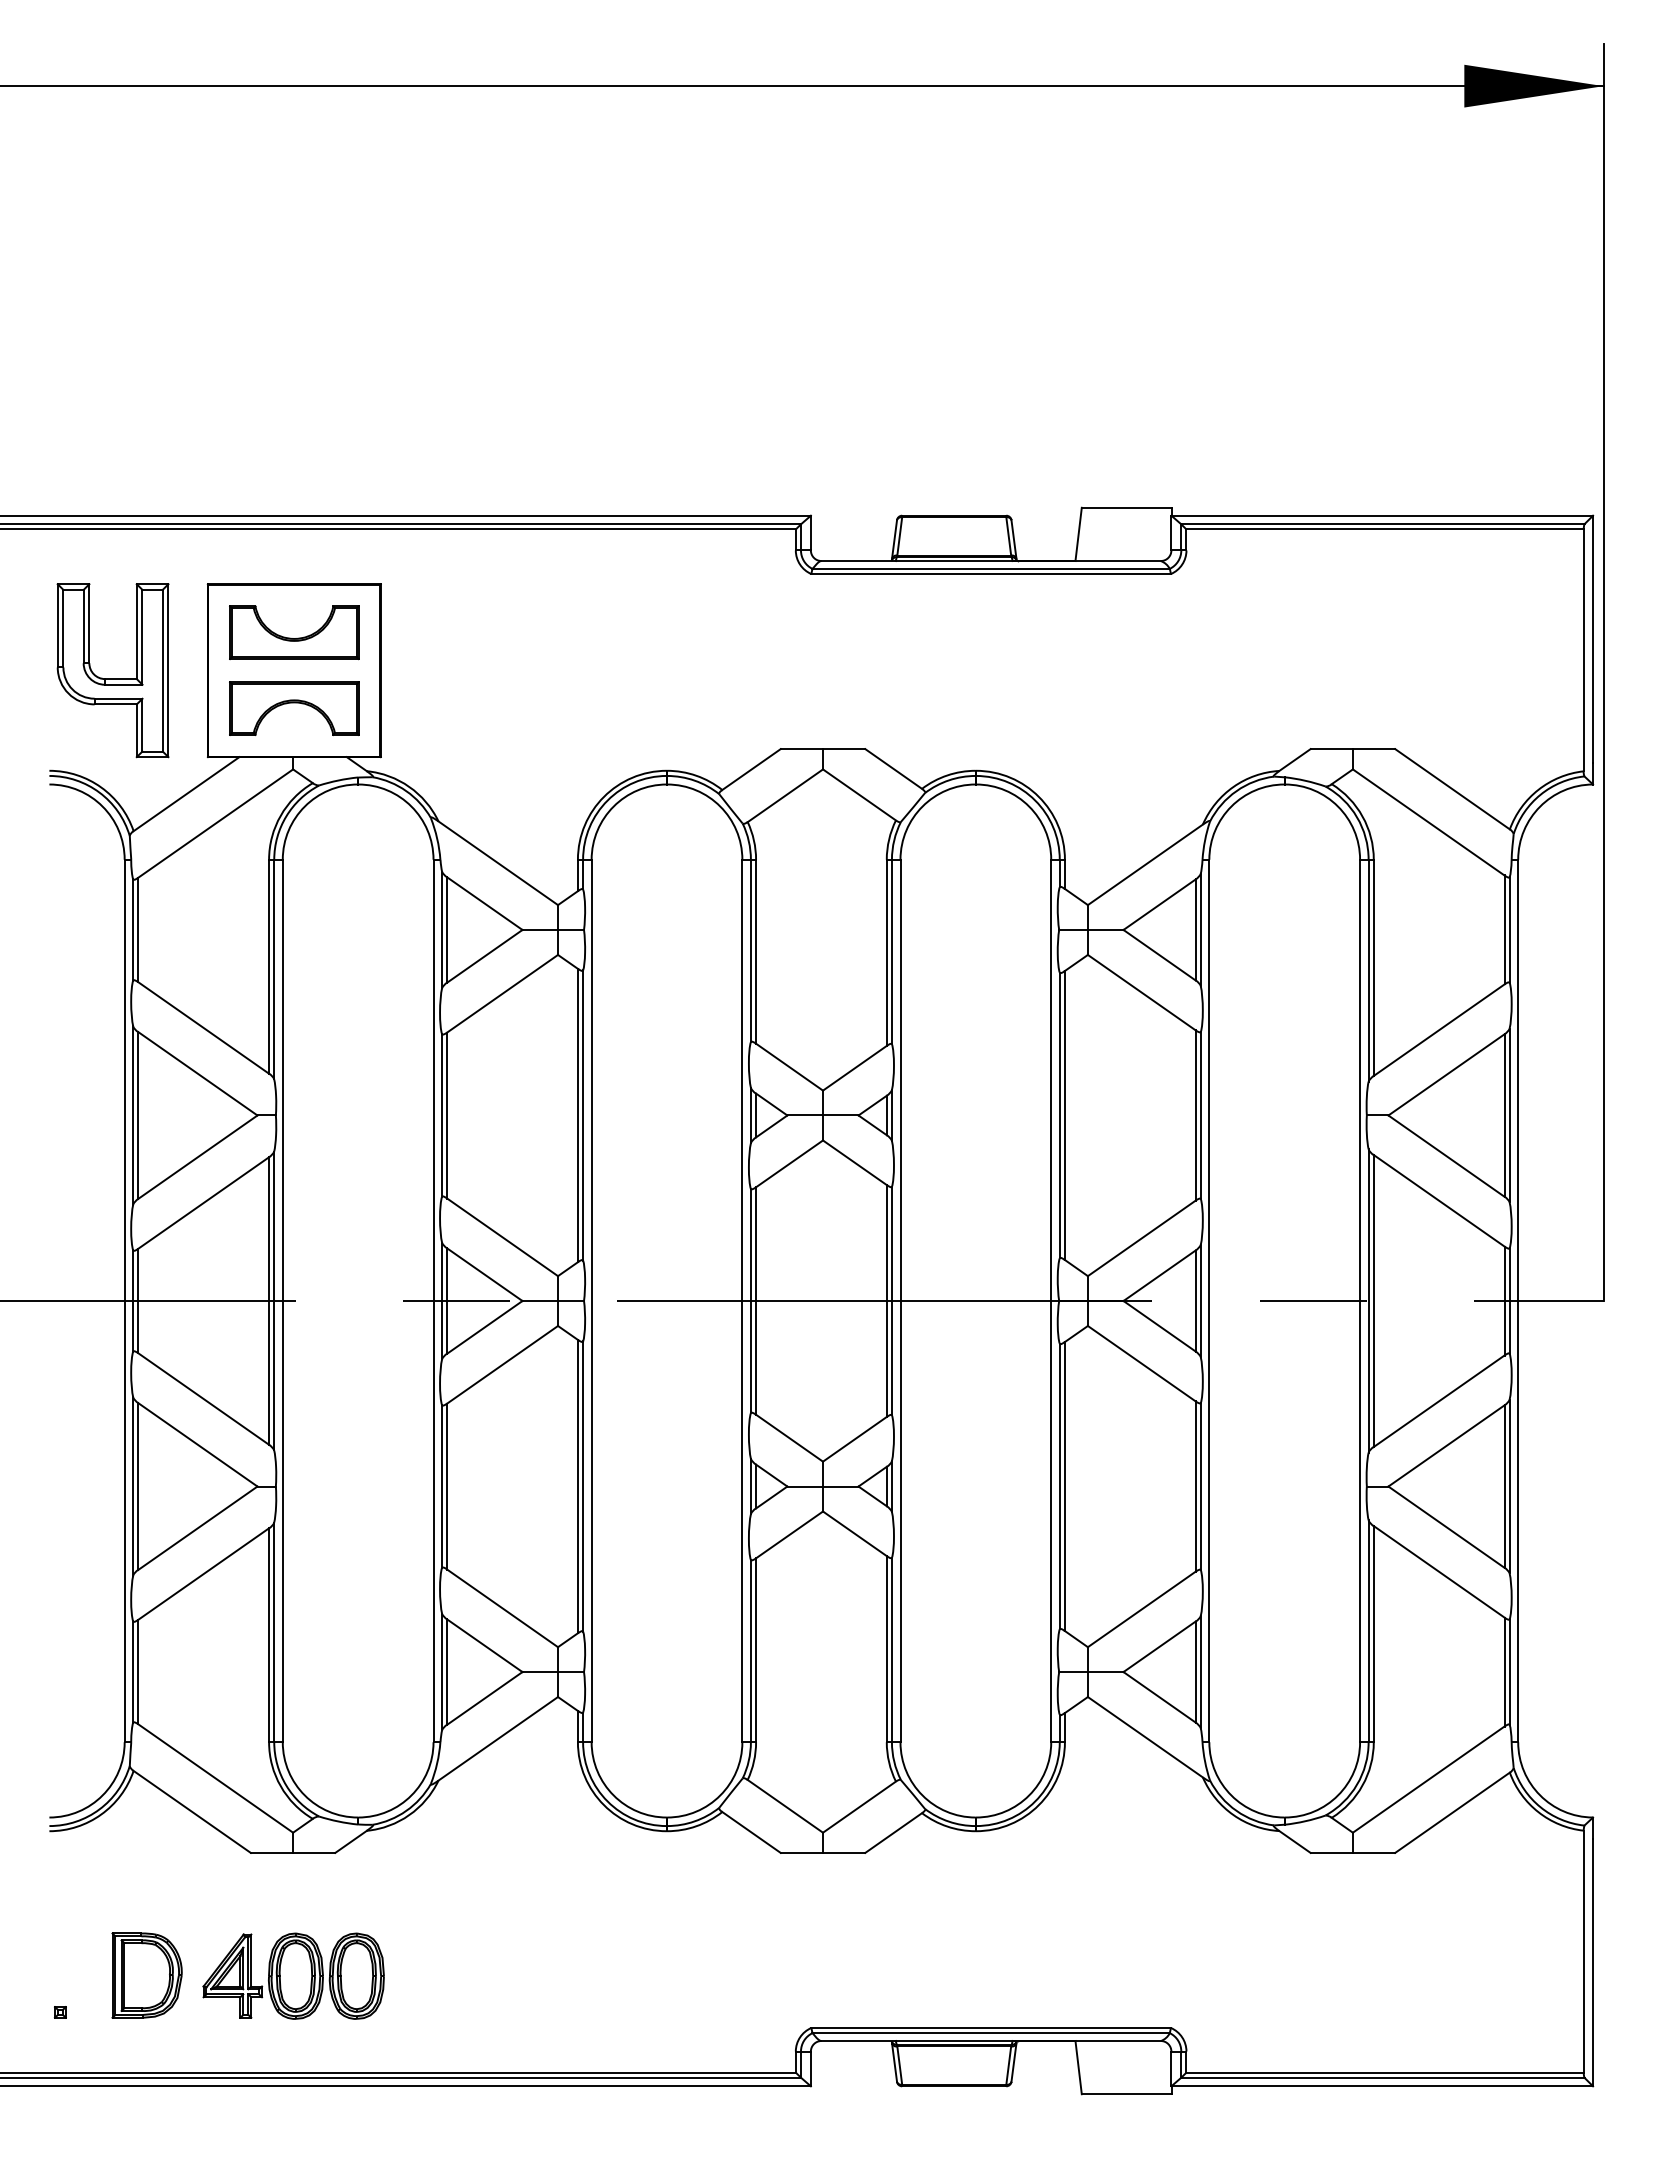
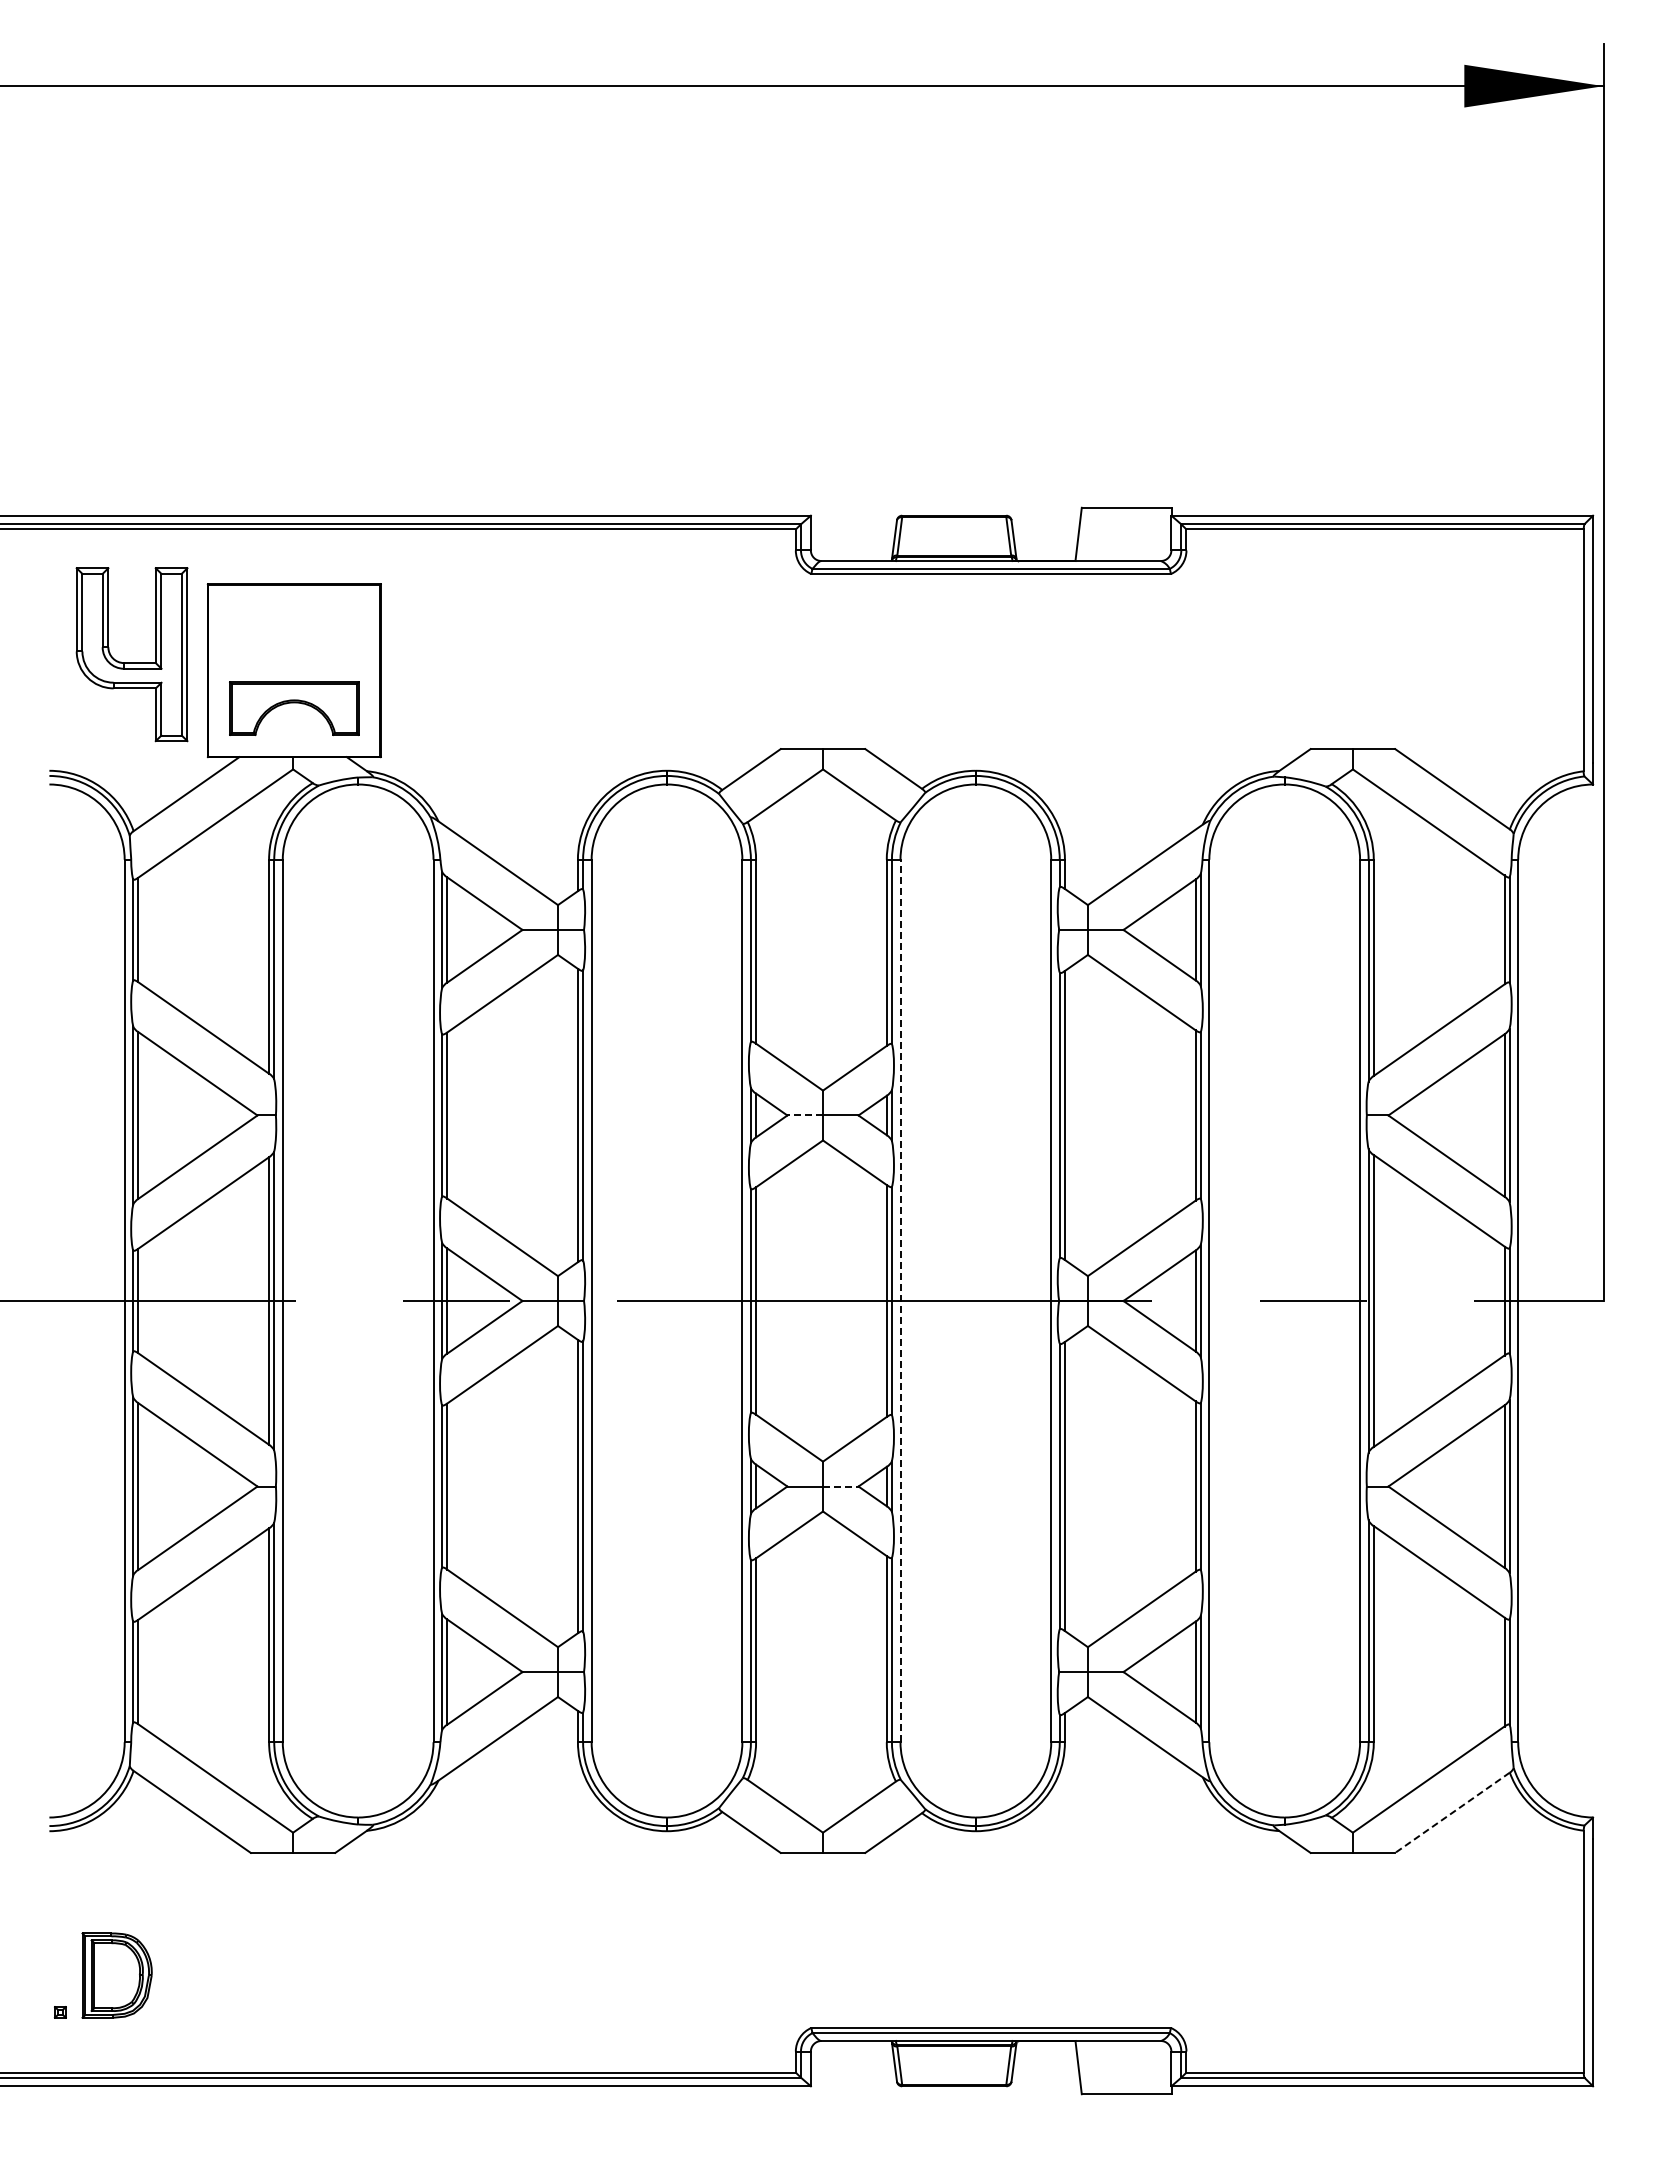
part: present -> none (294, 632)
part position: (112, 678) -> (131, 662) (131, 662)
line: solid -> dashed (805, 1115)
line: solid -> dashed (900, 1300)
line: solid -> dashed (840, 1486)
line: solid -> dashed (1452, 1813)
part position: (146, 1975) -> (116, 1975) (116, 1975)
part: present -> none (293, 1975)
